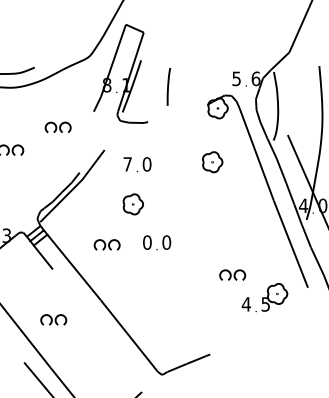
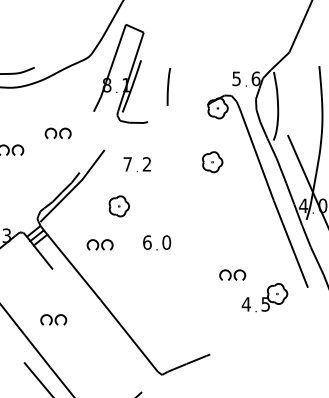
part position: (57, 126) -> (57, 132) (57, 132)
text: 0 -> 2 (146, 164)
part position: (132, 204) -> (118, 206) (118, 206)
text: 0 -> 6 (147, 242)
part position: (106, 244) -> (99, 244) (99, 244)
